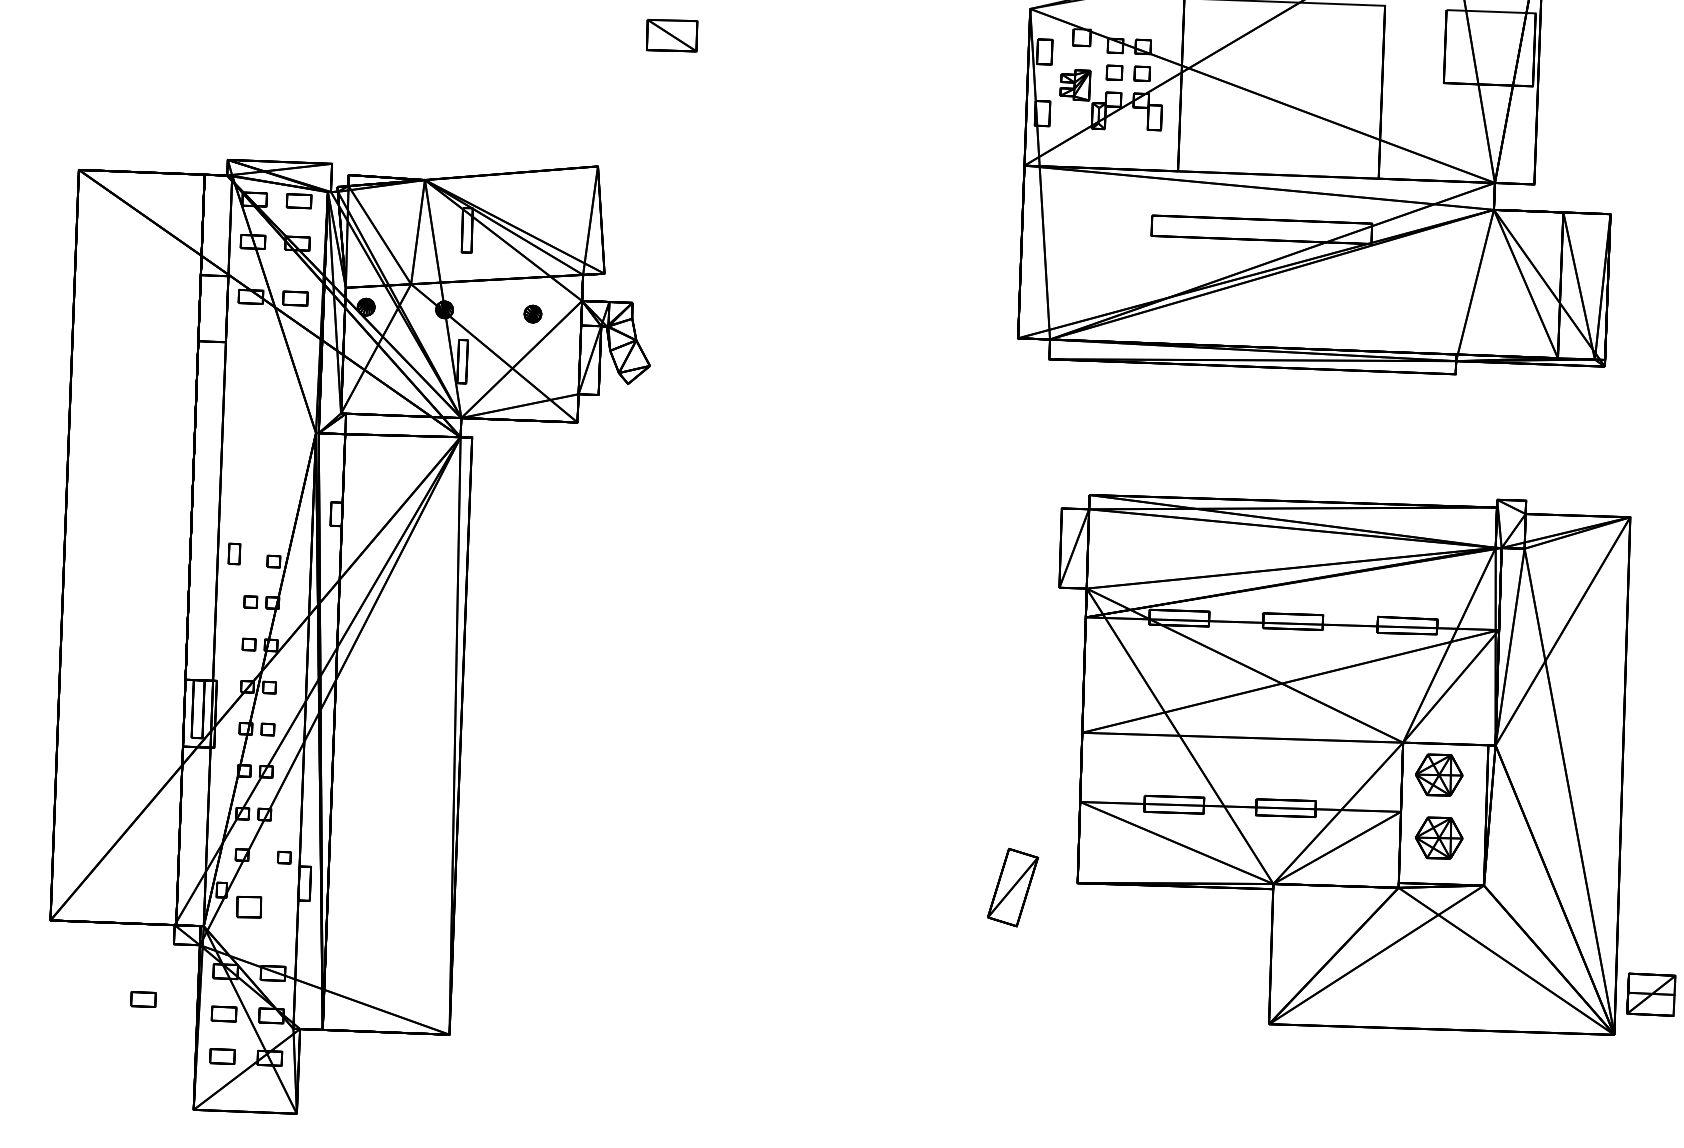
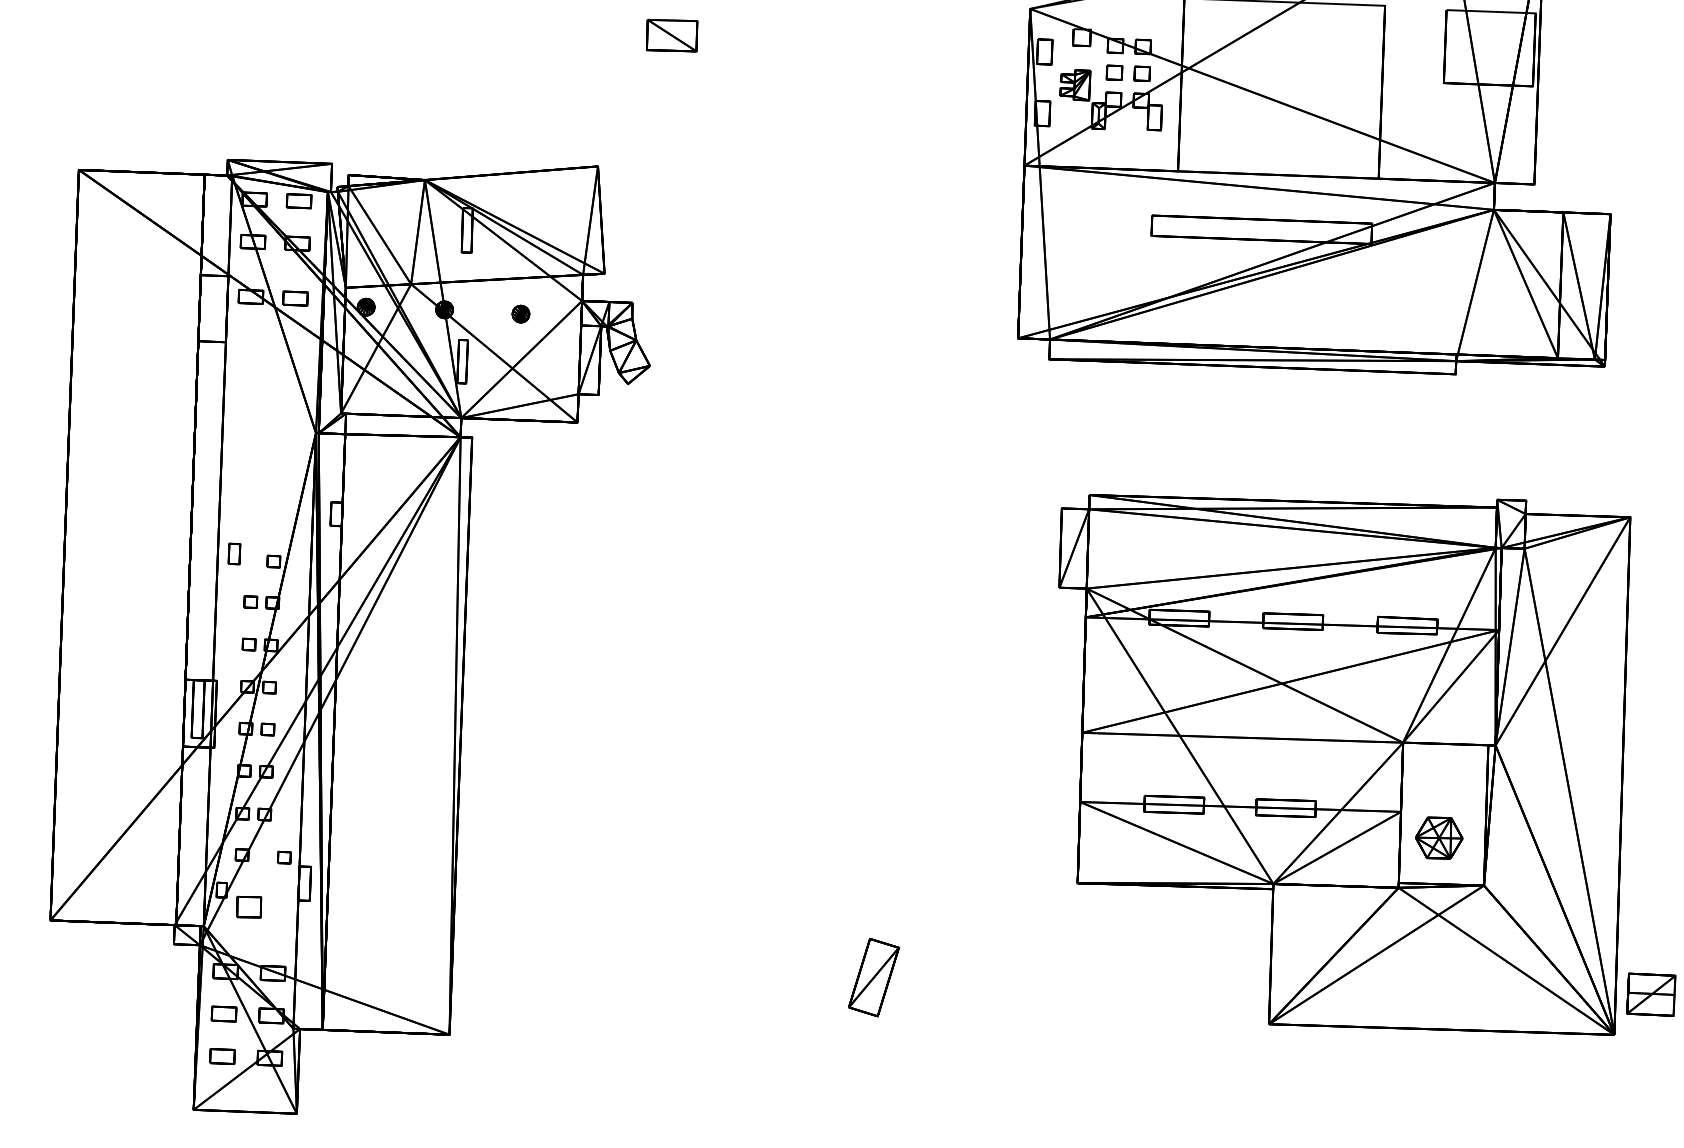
part position: (532, 313) -> (520, 313) (520, 313)
part: present -> none (1439, 774)
part position: (1013, 887) -> (874, 977) (874, 977)
part: present -> none (143, 999)
